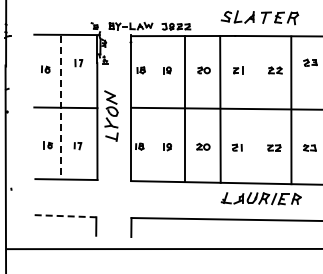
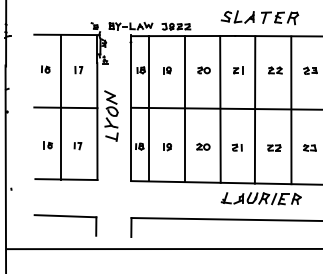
part position: (310, 62) -> (310, 70) (310, 70)
part position: (78, 63) -> (78, 70) (78, 70)
line: dashed -> solid (60, 108)
line: none -> present (149, 108)
line: none -> present (254, 109)
line: dashed -> solid (65, 216)
